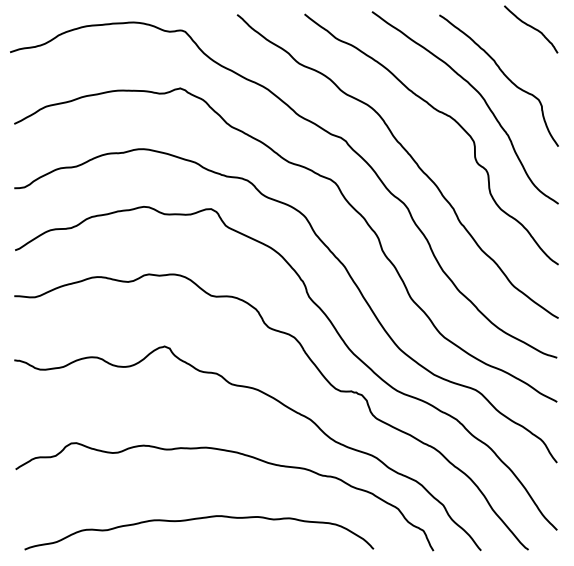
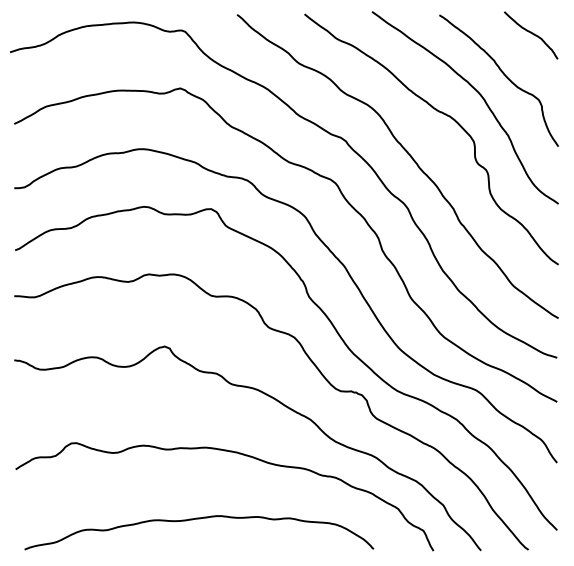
curve position: (532, 28) -> (532, 34) (532, 34)
